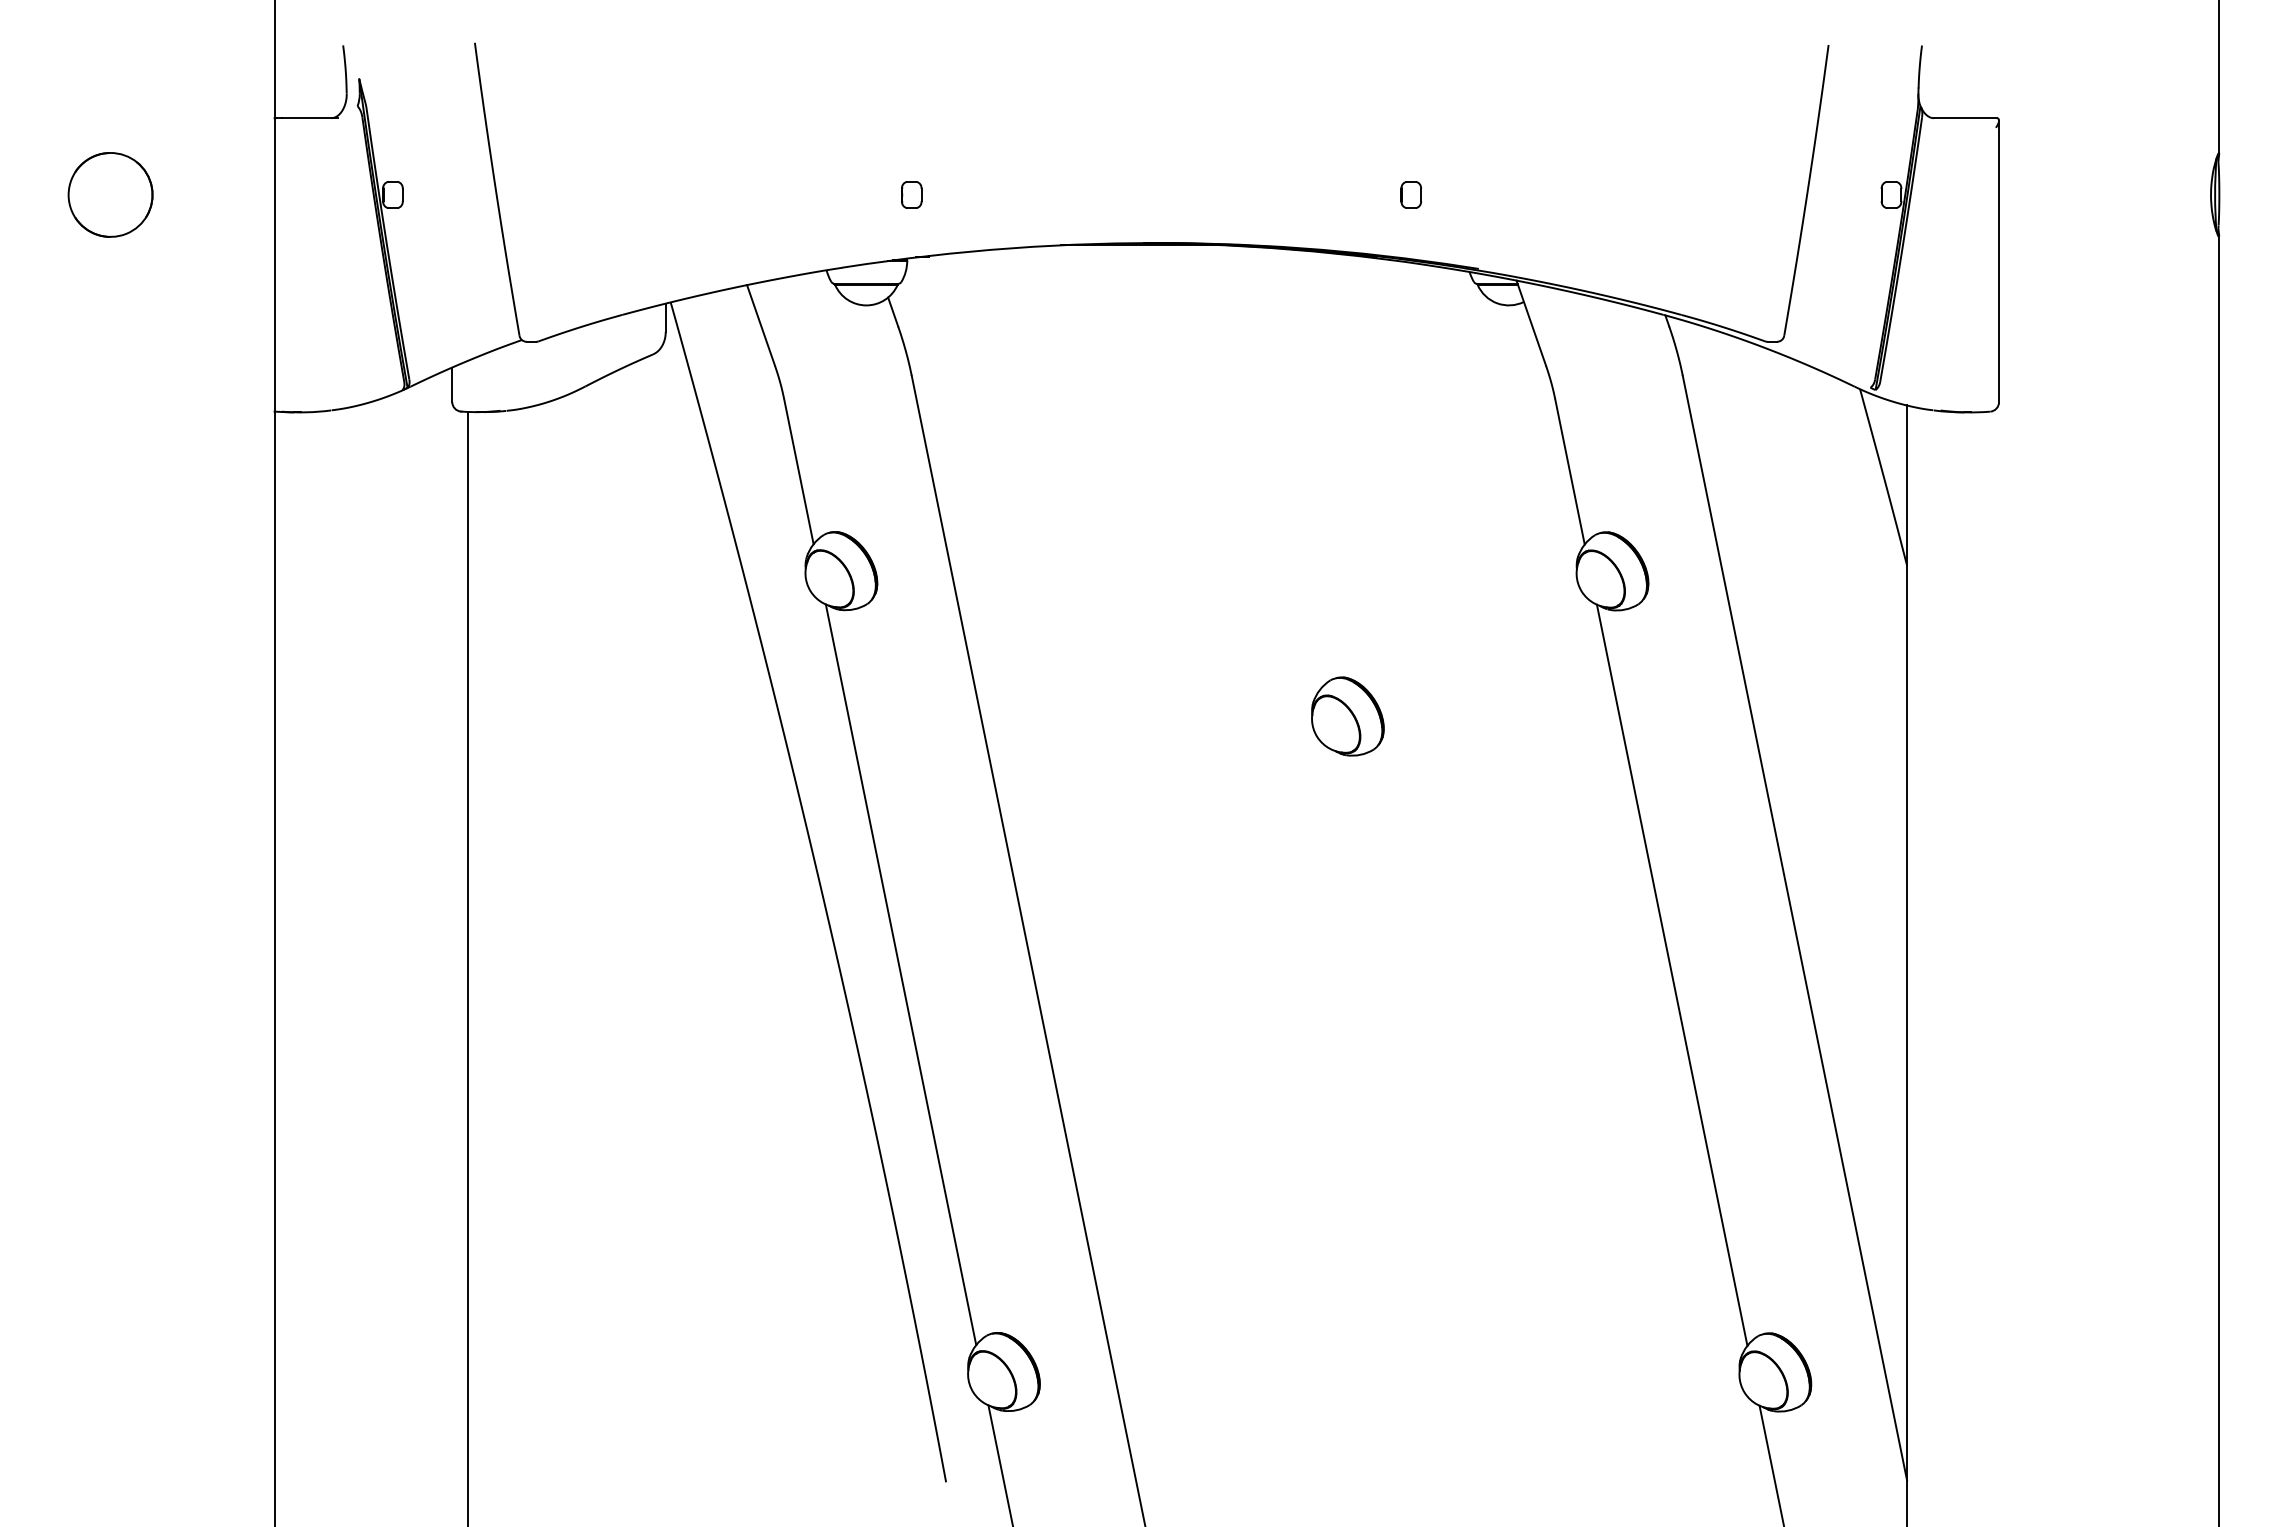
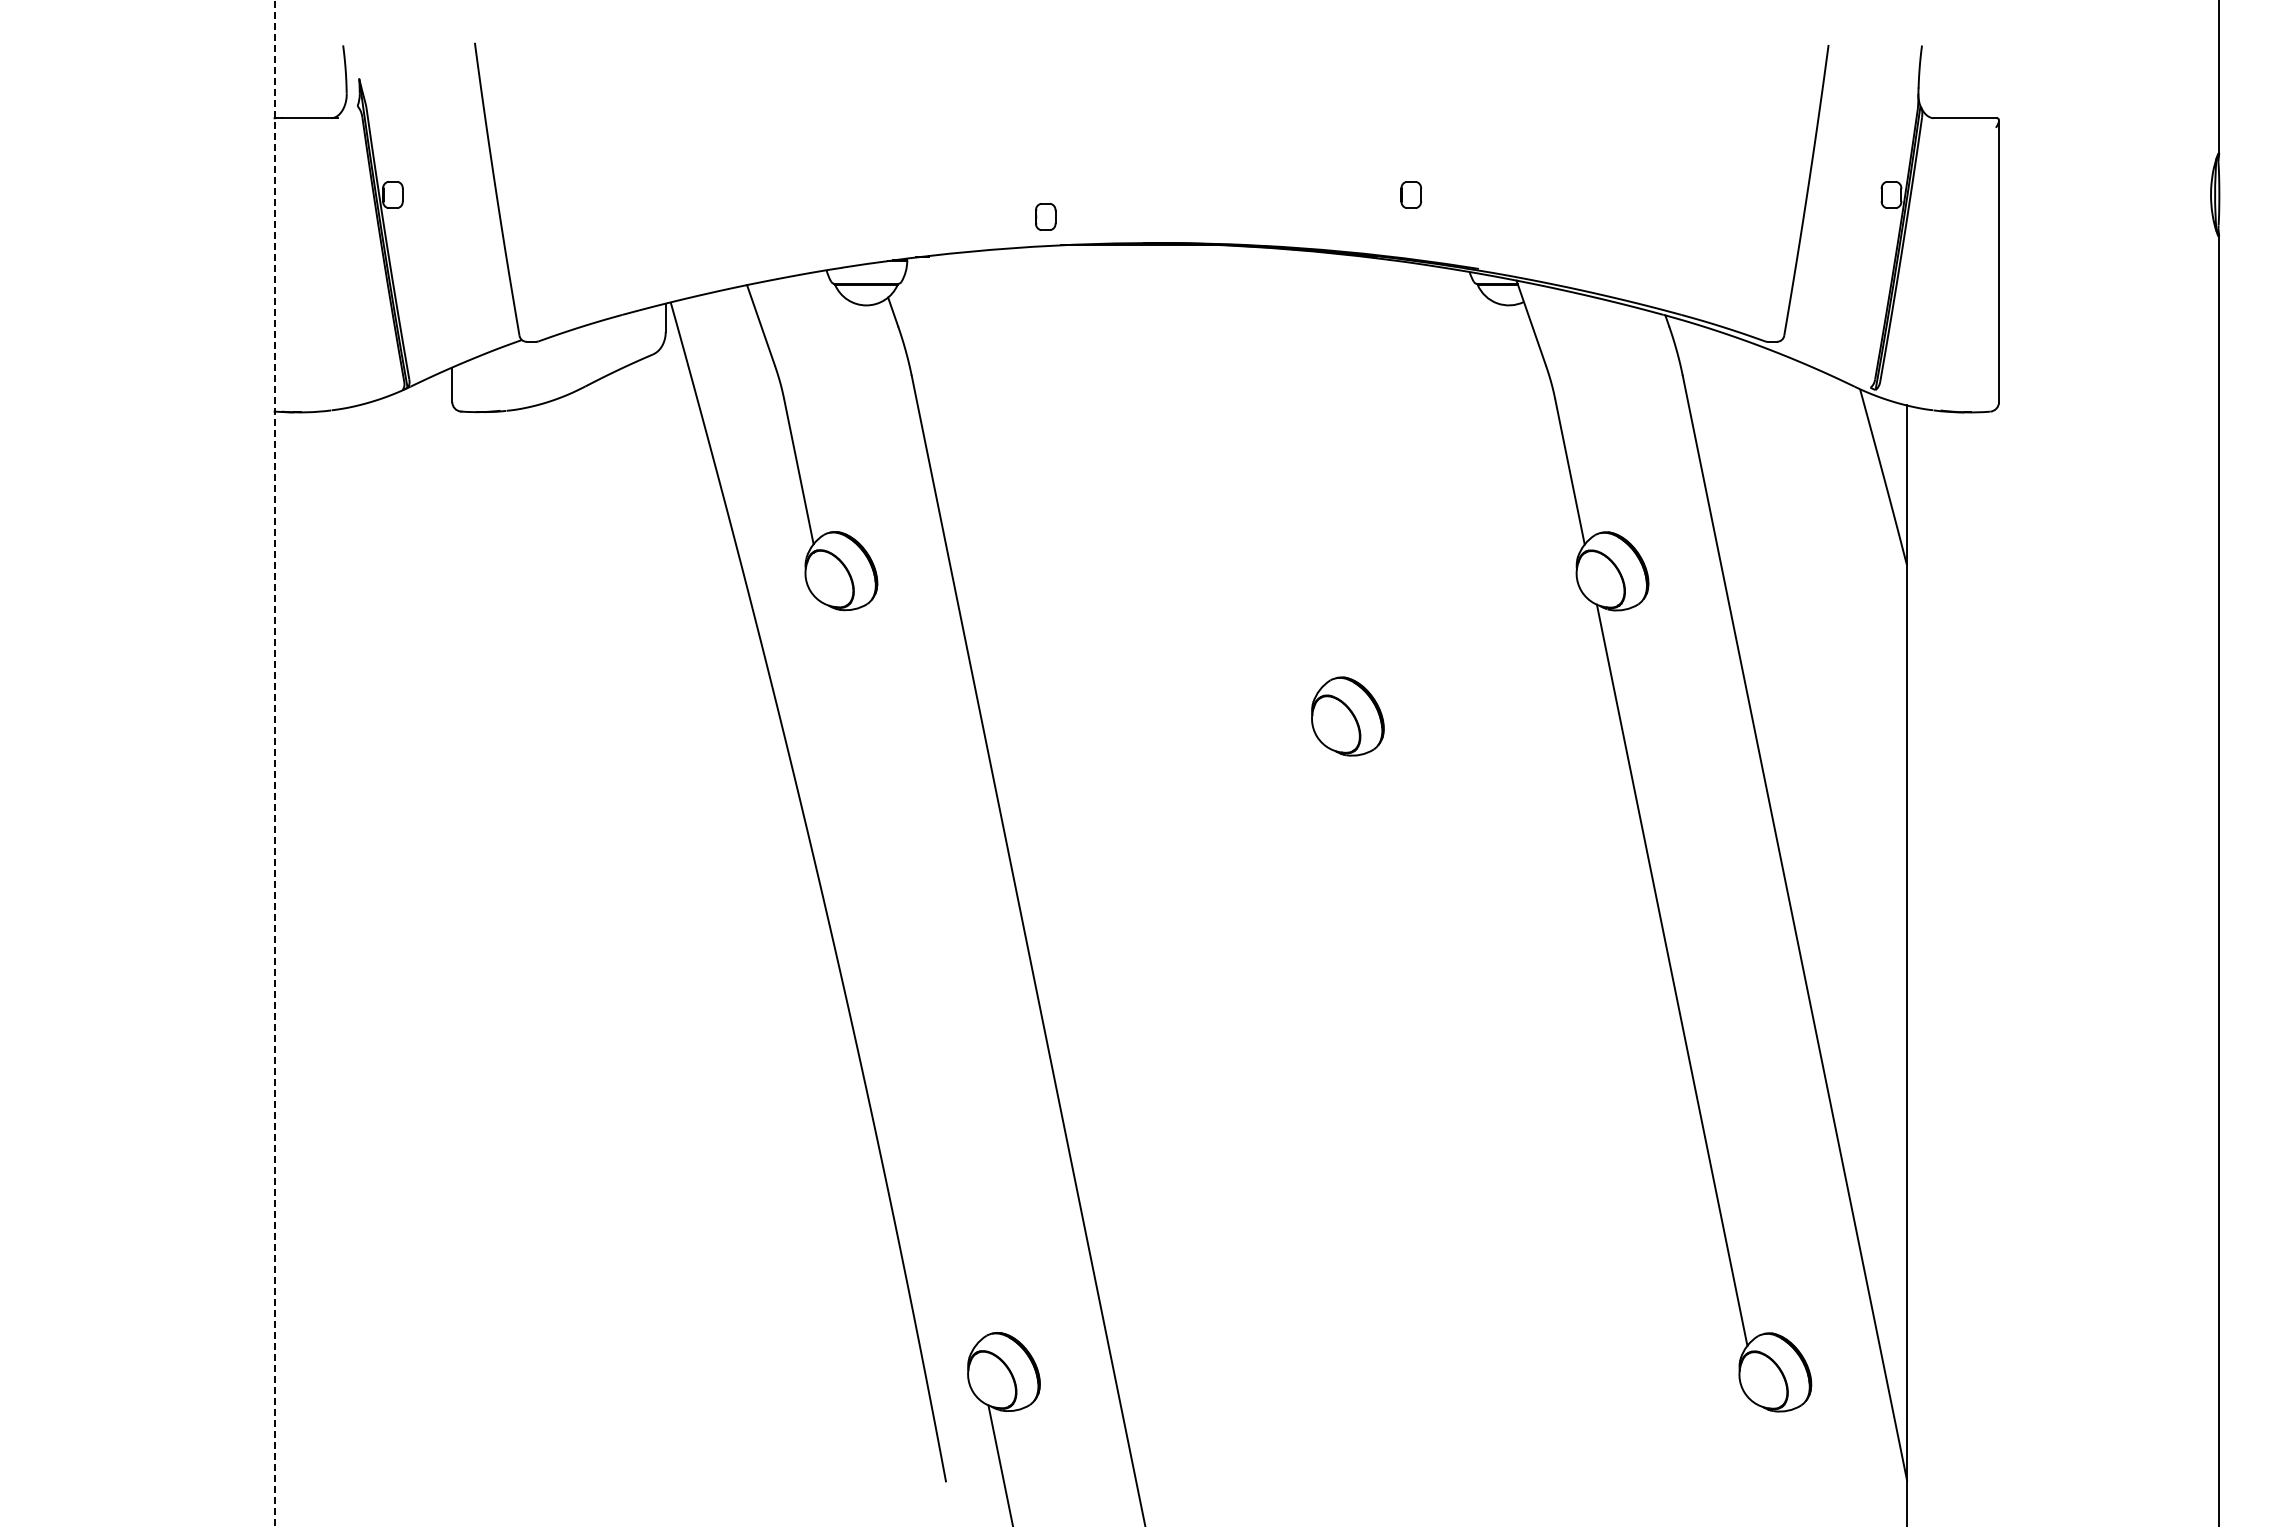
part: present -> none (110, 194)
part position: (911, 194) -> (1045, 216) (1045, 216)
line: solid -> dashed (274, 763)
line: present -> none (468, 967)
line: present -> none (900, 974)
line: present -> none (1771, 1464)
